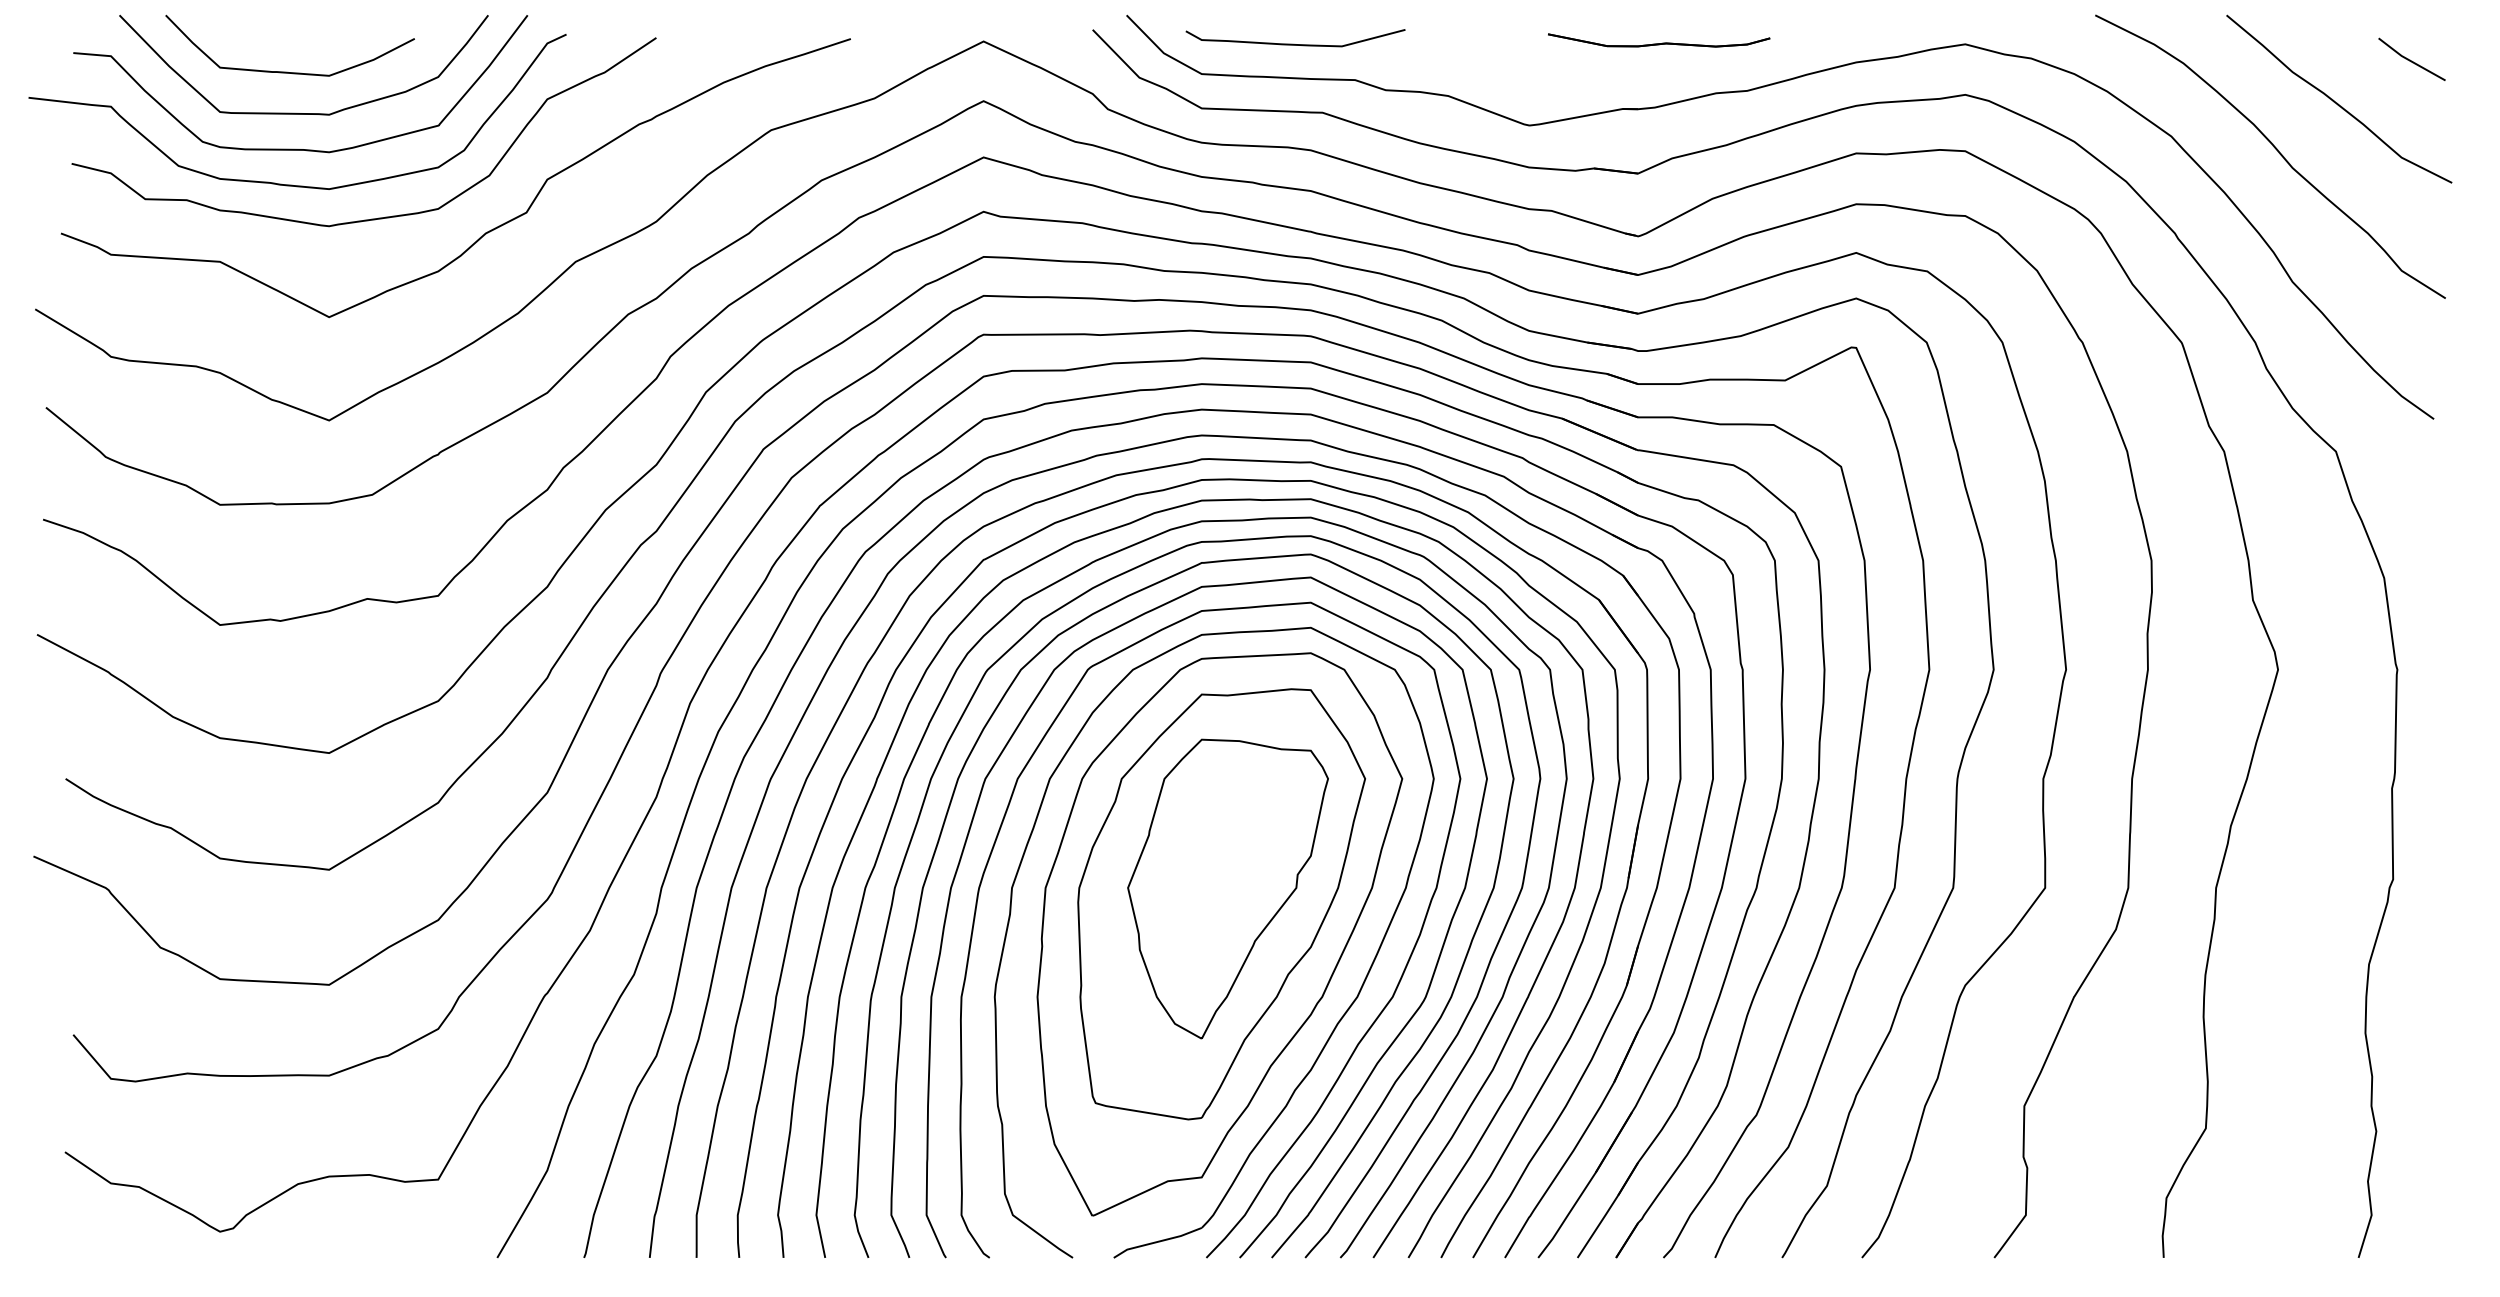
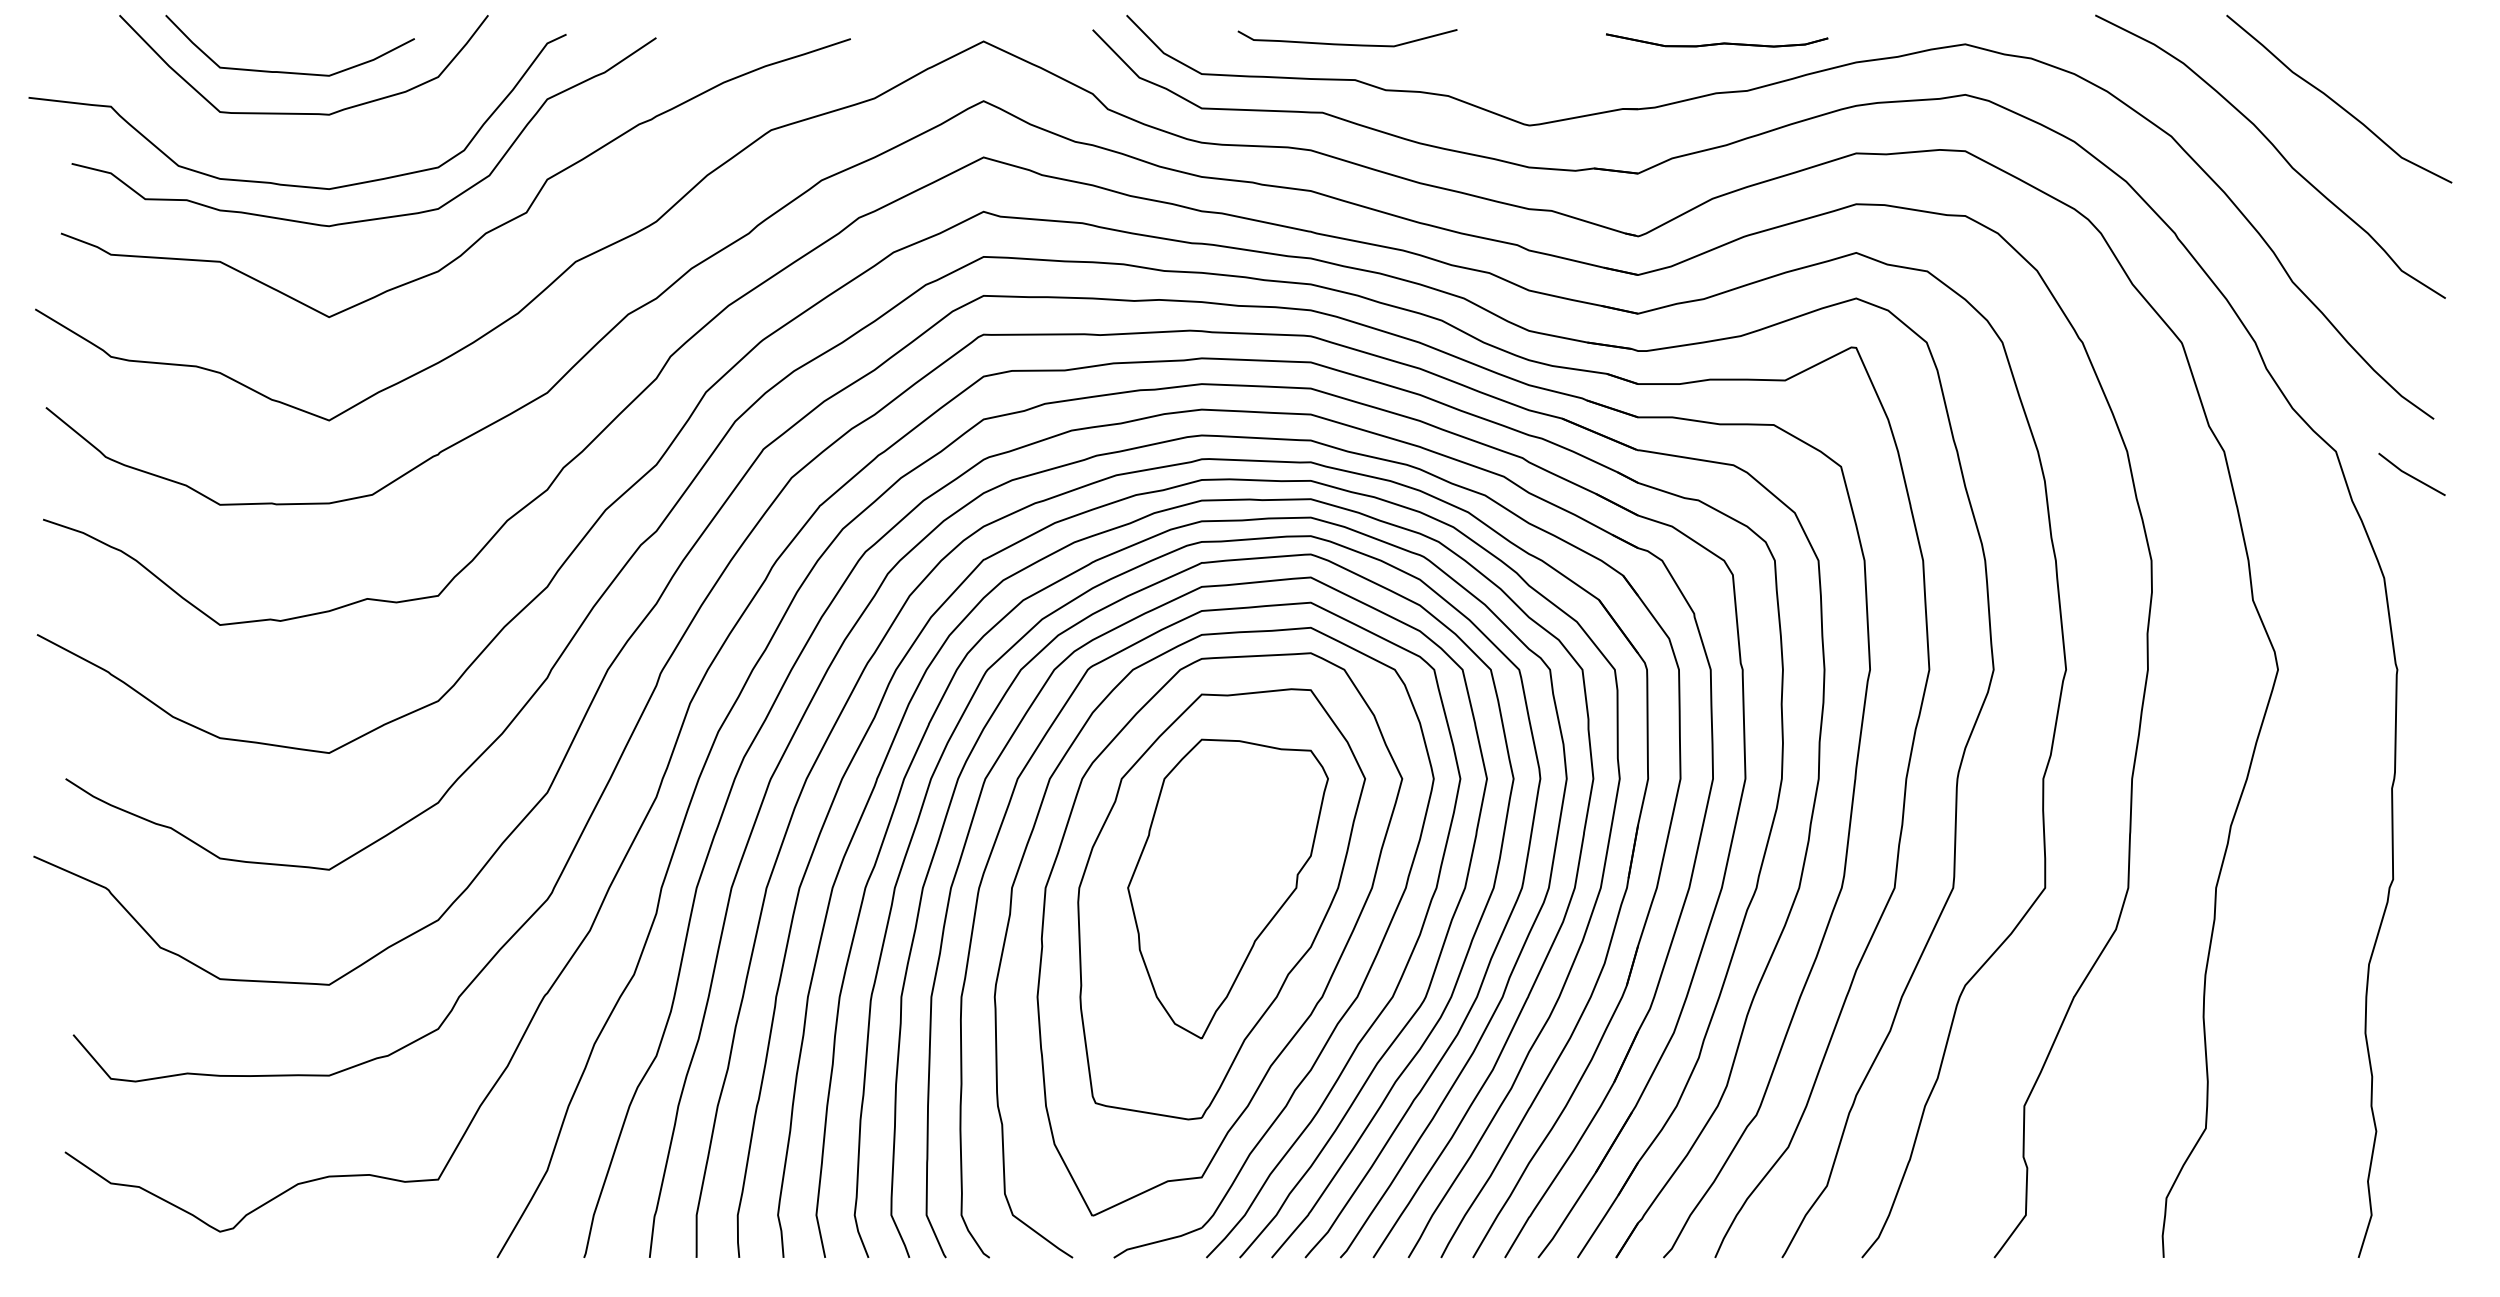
part position: (1659, 40) -> (1717, 40) (1717, 40)
curve position: (1294, 43) -> (1346, 43) (1346, 43)
line position: (2410, 59) -> (2410, 474) (2410, 474)
curve: present -> none (296, 148)
